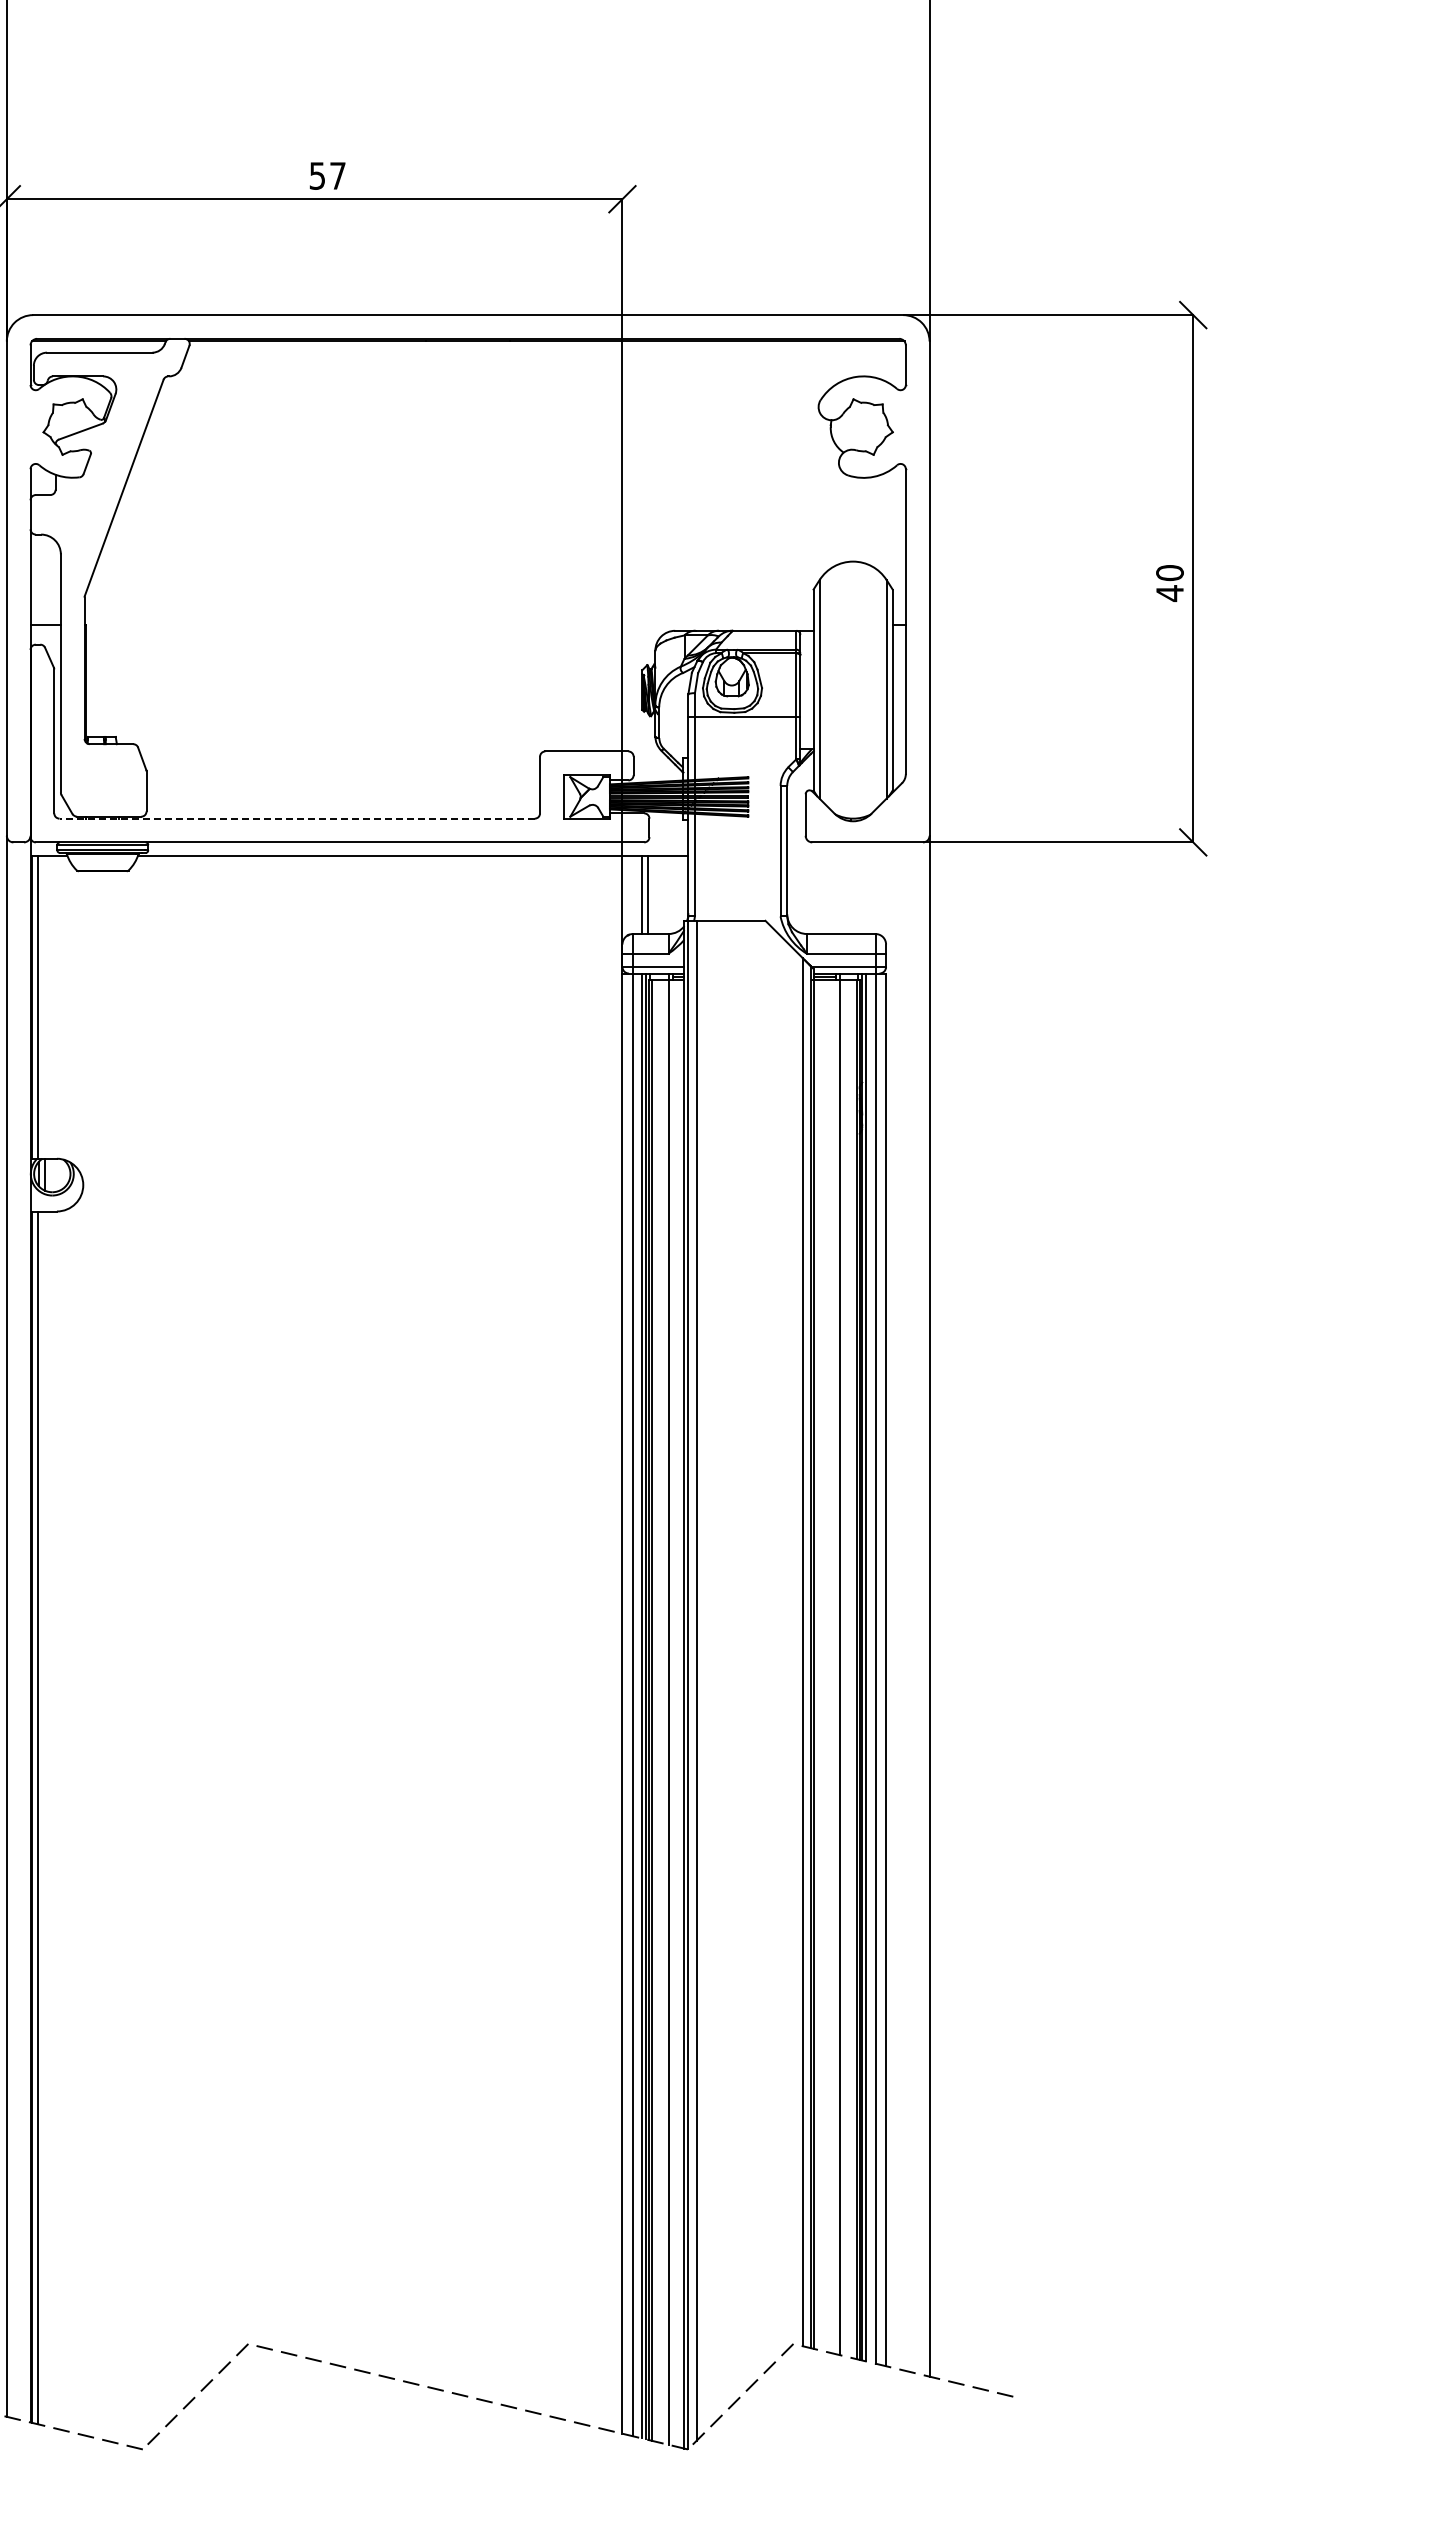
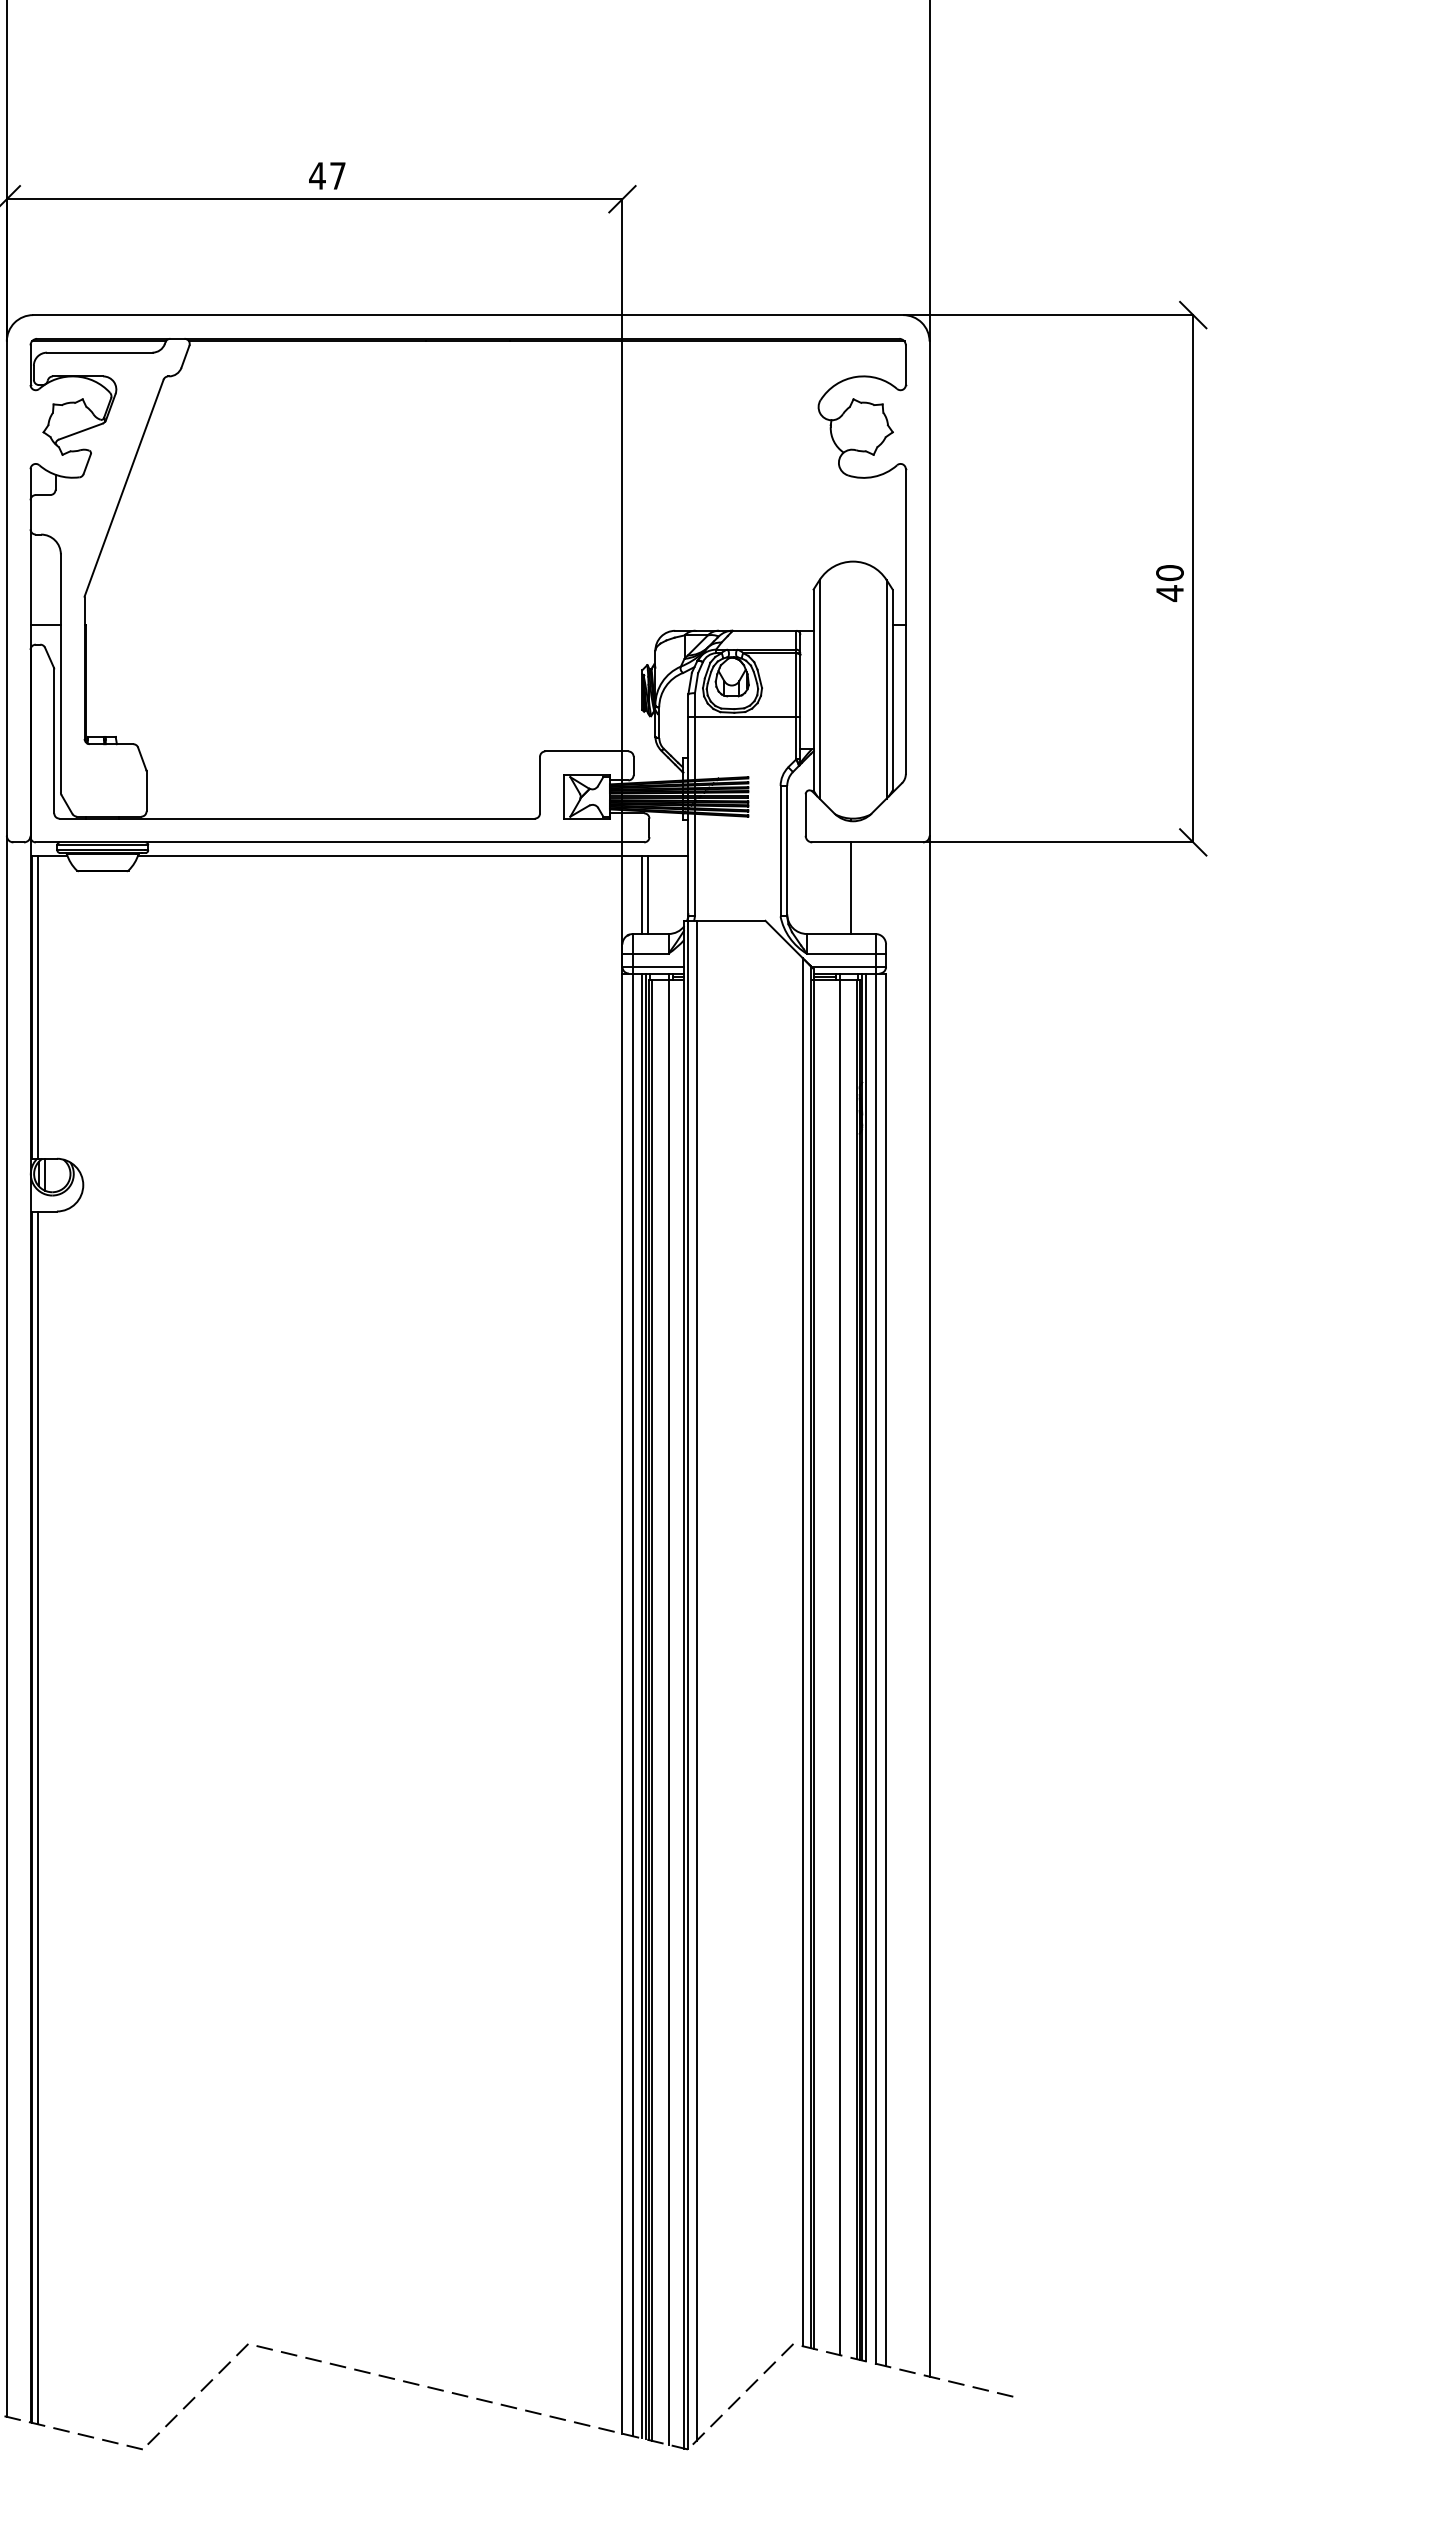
text: 57 -> 47 (317, 175)
line: dashed -> solid (297, 818)
line: none -> present (850, 888)
